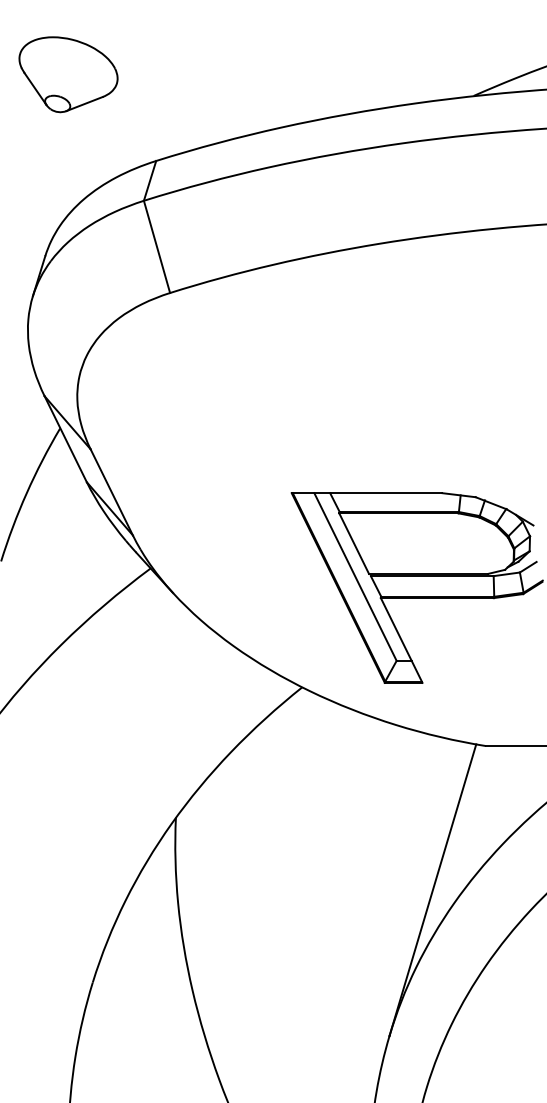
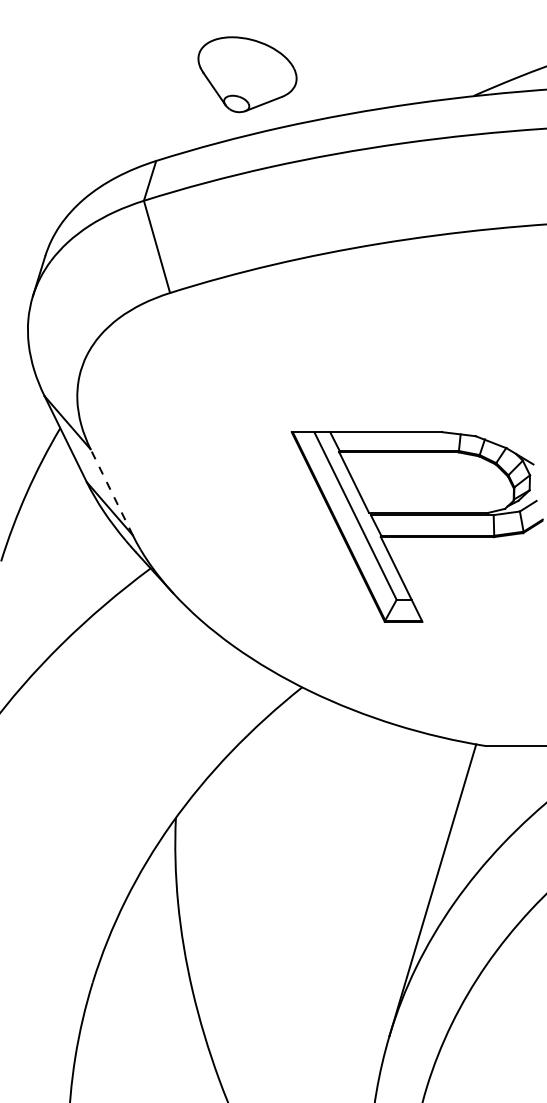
part position: (68, 74) -> (247, 74) (247, 74)
line: solid -> dashed (111, 492)
part position: (416, 587) -> (416, 526) (416, 526)
